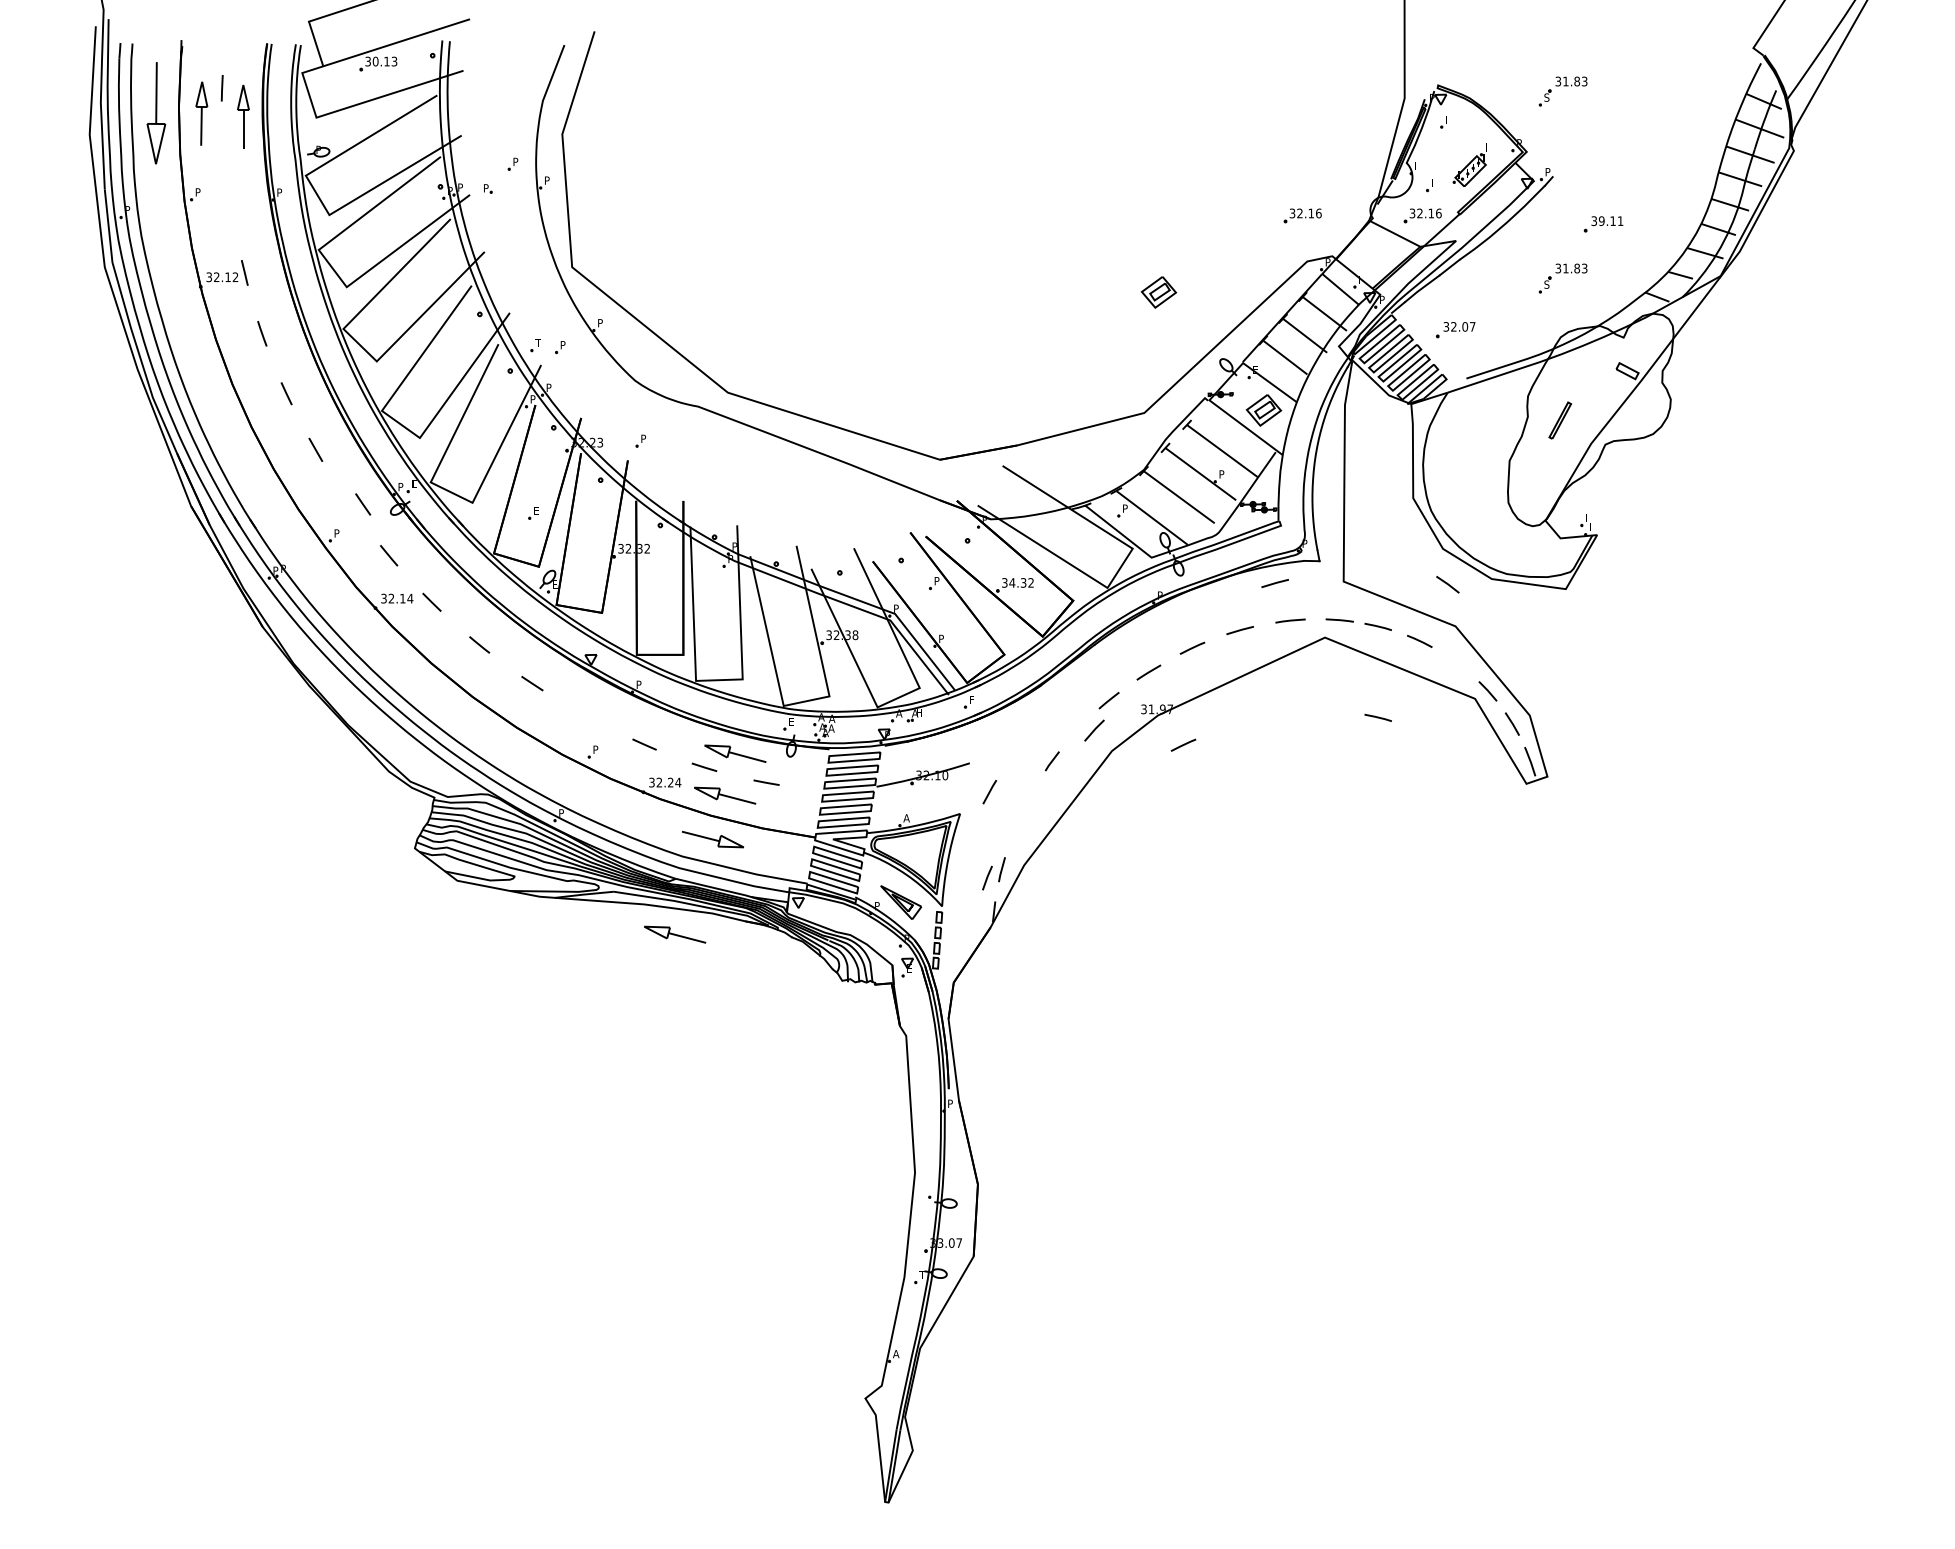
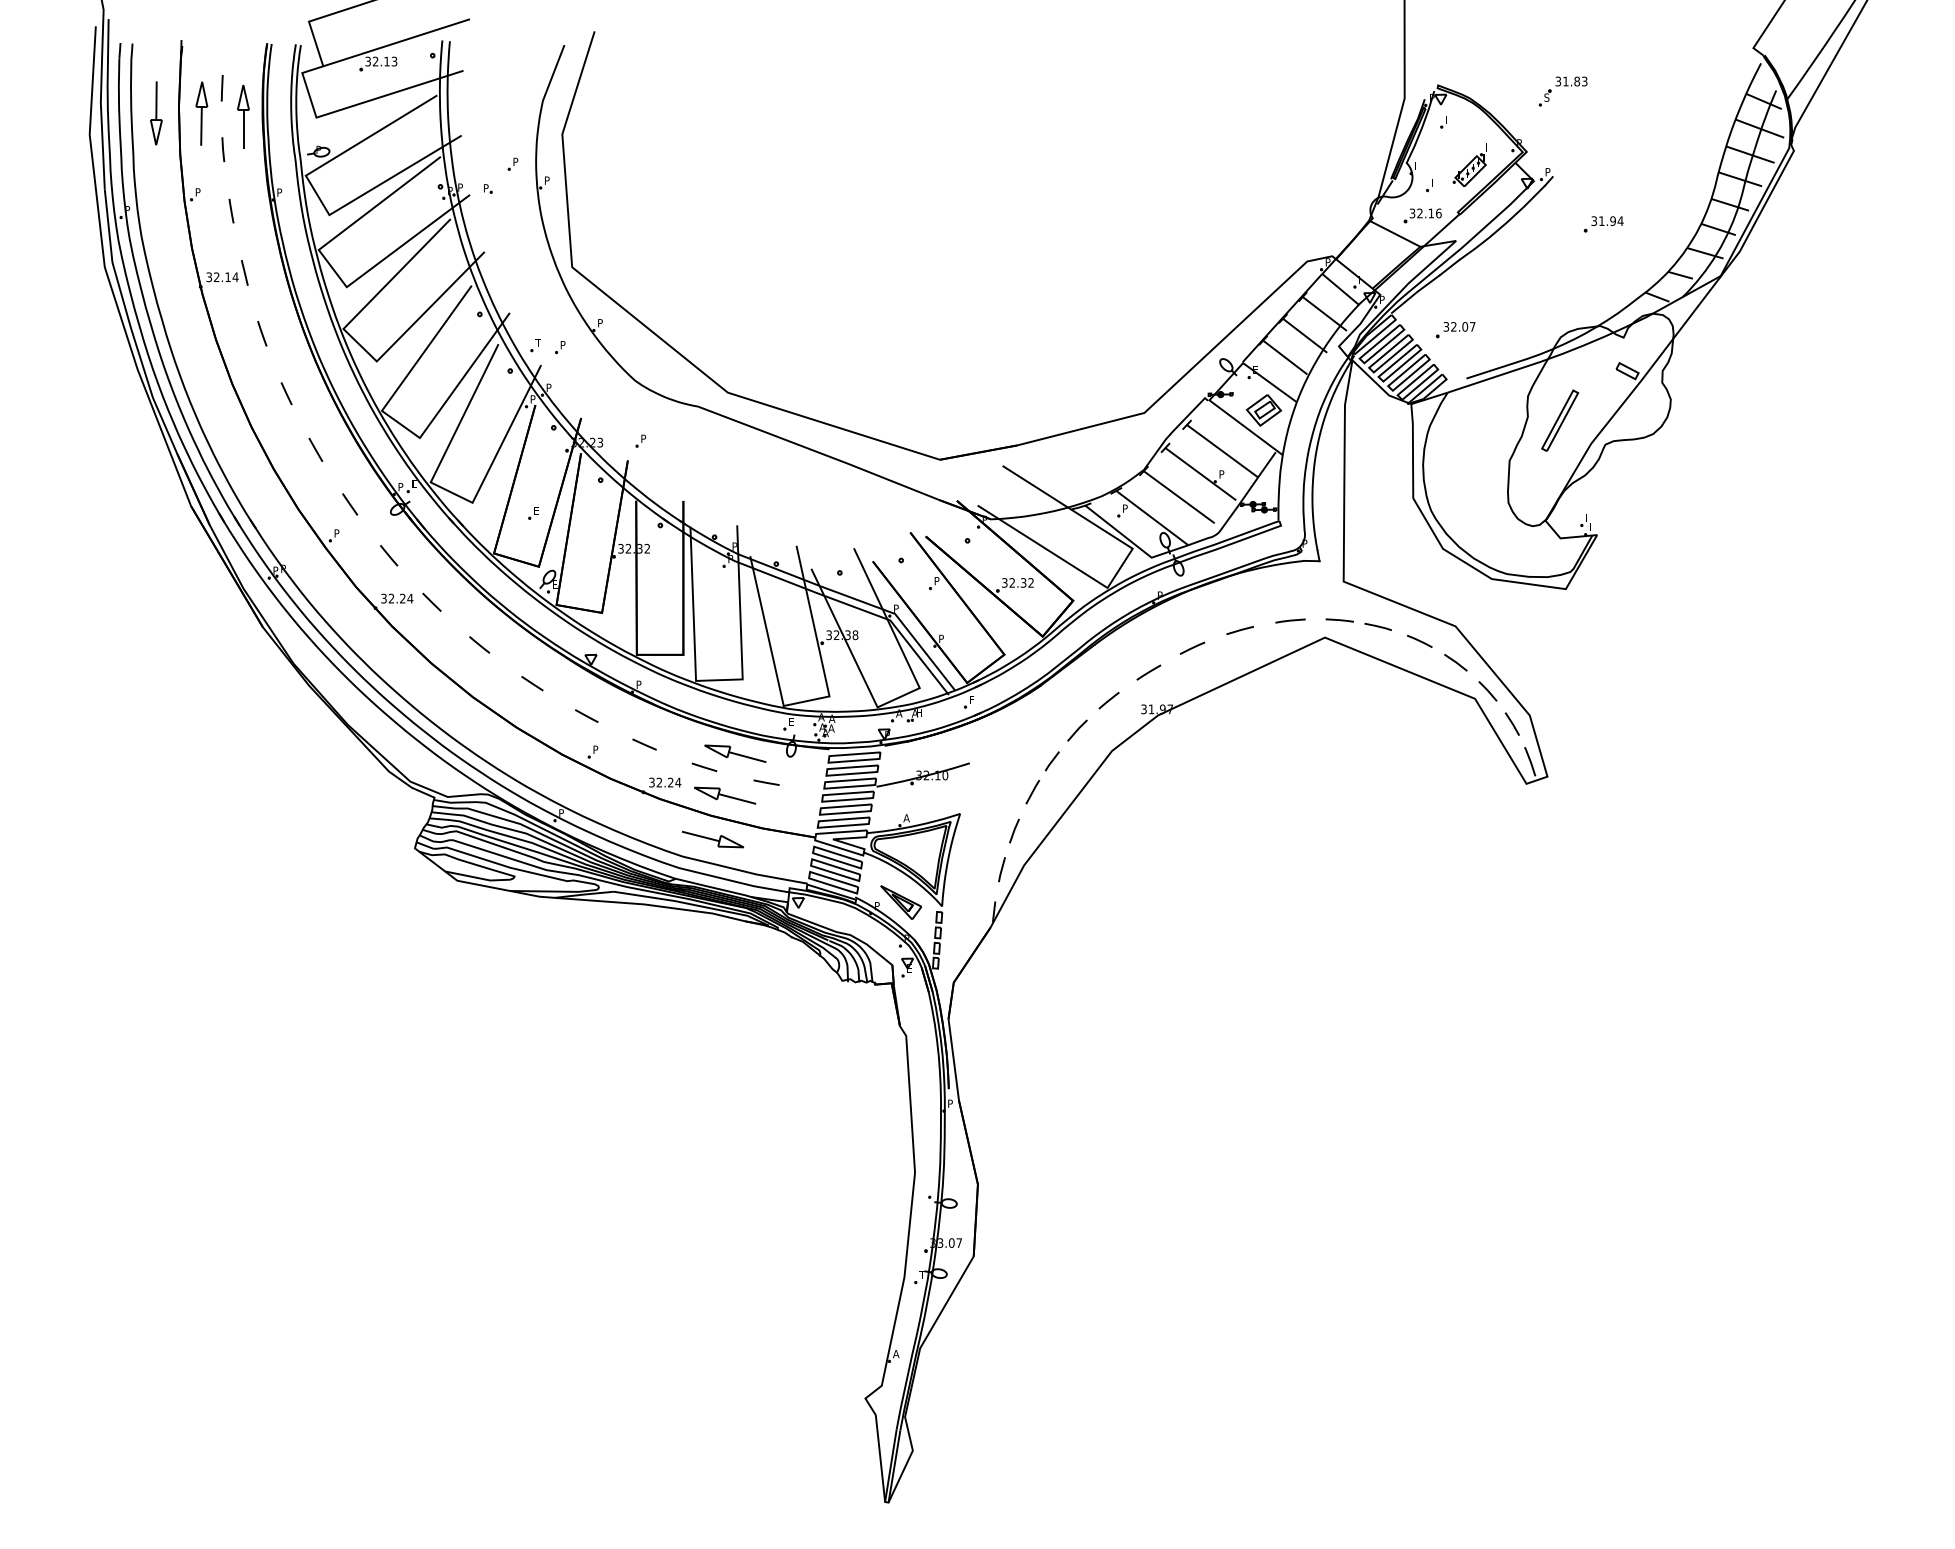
text: 30.13 -> 32.13 (375, 61)
part size: 21x103 px -> 13x65 px (156, 113)
line: none -> present (223, 149)
line: none -> present (231, 210)
part: present -> none (1302, 215)
text: 39.11 -> 31.94 (1610, 221)
text: 32.12 -> 32.14 (235, 276)
part: present -> none (1562, 278)
part: present -> none (1158, 292)
part size: 25x39 px -> 39x63 px (1560, 420)
line position: (363, 504) -> (350, 504) (350, 504)
text: 34.32 -> 32.32 (1012, 582)
line: present -> none (1274, 583)
line position: (1447, 584) -> (1455, 662) (1455, 662)
text: 32.14 -> 32.24 (402, 598)
line: none -> present (586, 715)
line: present -> none (1377, 717)
line position: (1094, 730) -> (1077, 730) (1077, 730)
line: present -> none (1183, 744)
line position: (989, 792) -> (1032, 792) (1032, 792)
line position: (987, 877) -> (1014, 830) (1014, 830)
part: present -> none (675, 934)
